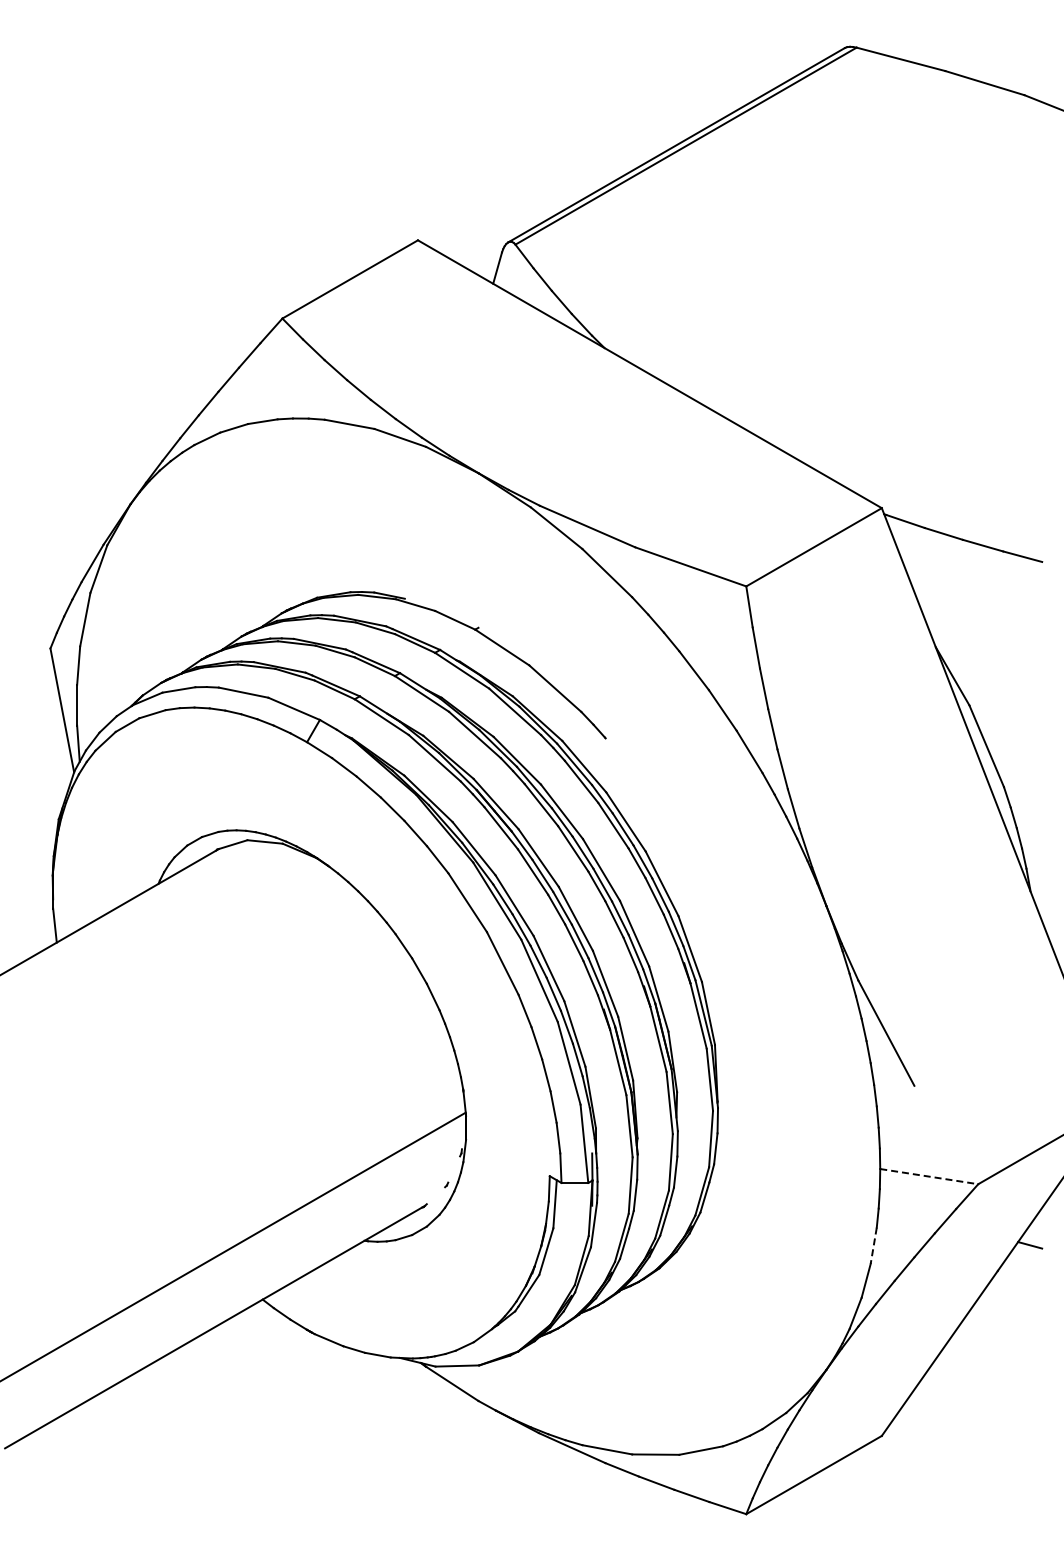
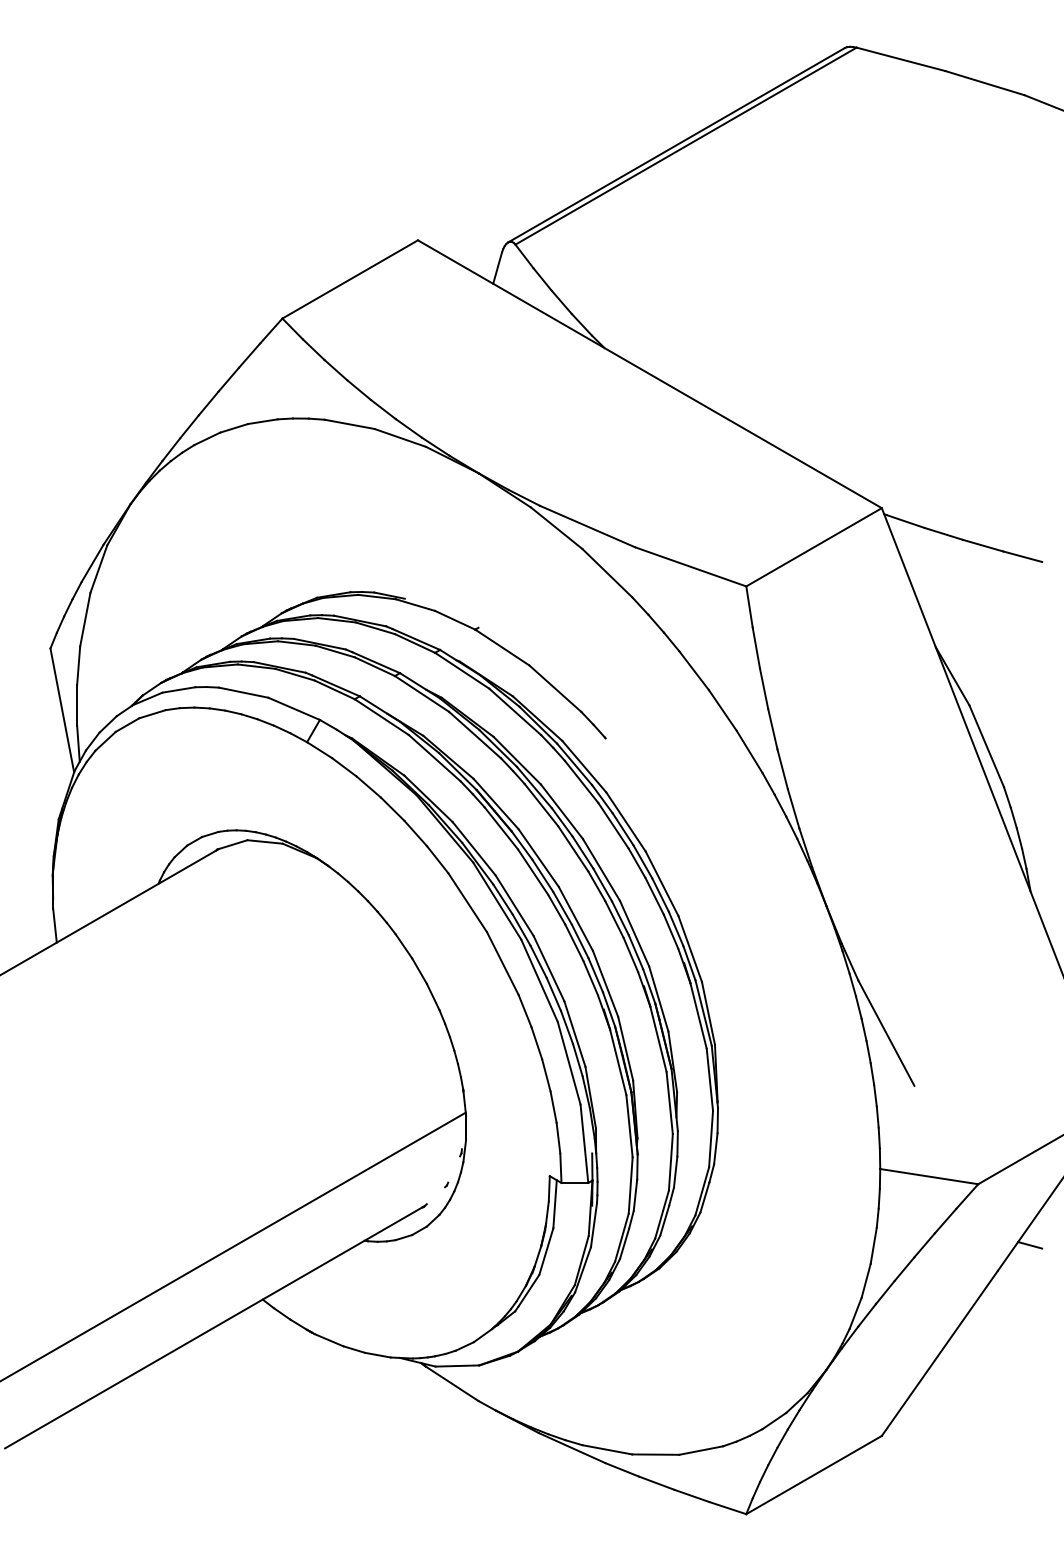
line: dashed -> solid (929, 1176)
line: dashed -> solid (873, 1246)
